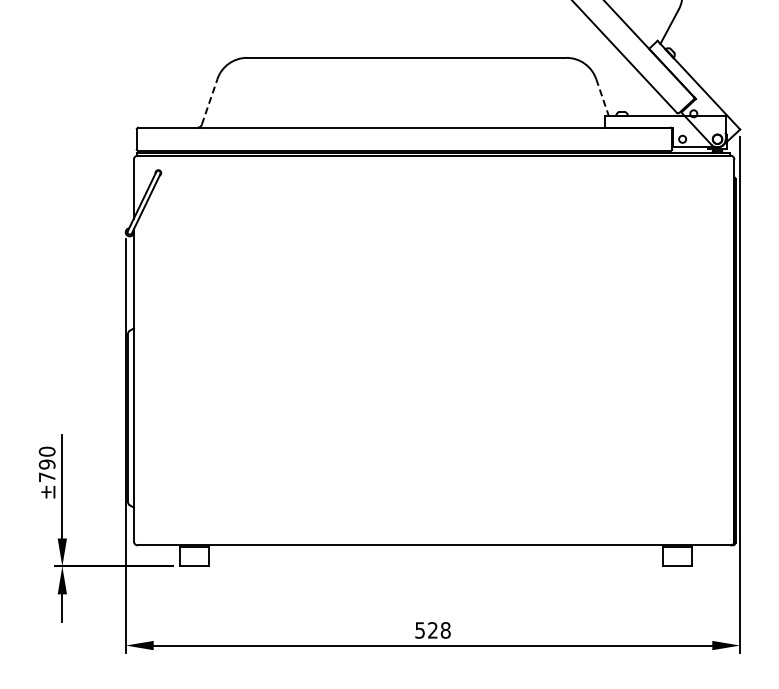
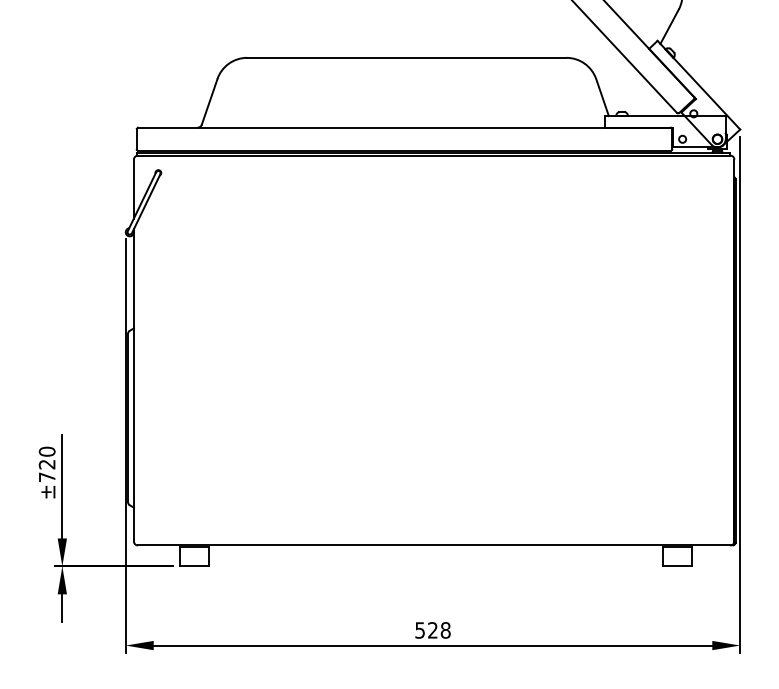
line: dashed -> solid (602, 98)
line: dashed -> solid (209, 101)
text: ±790 -> ±720 (47, 464)
